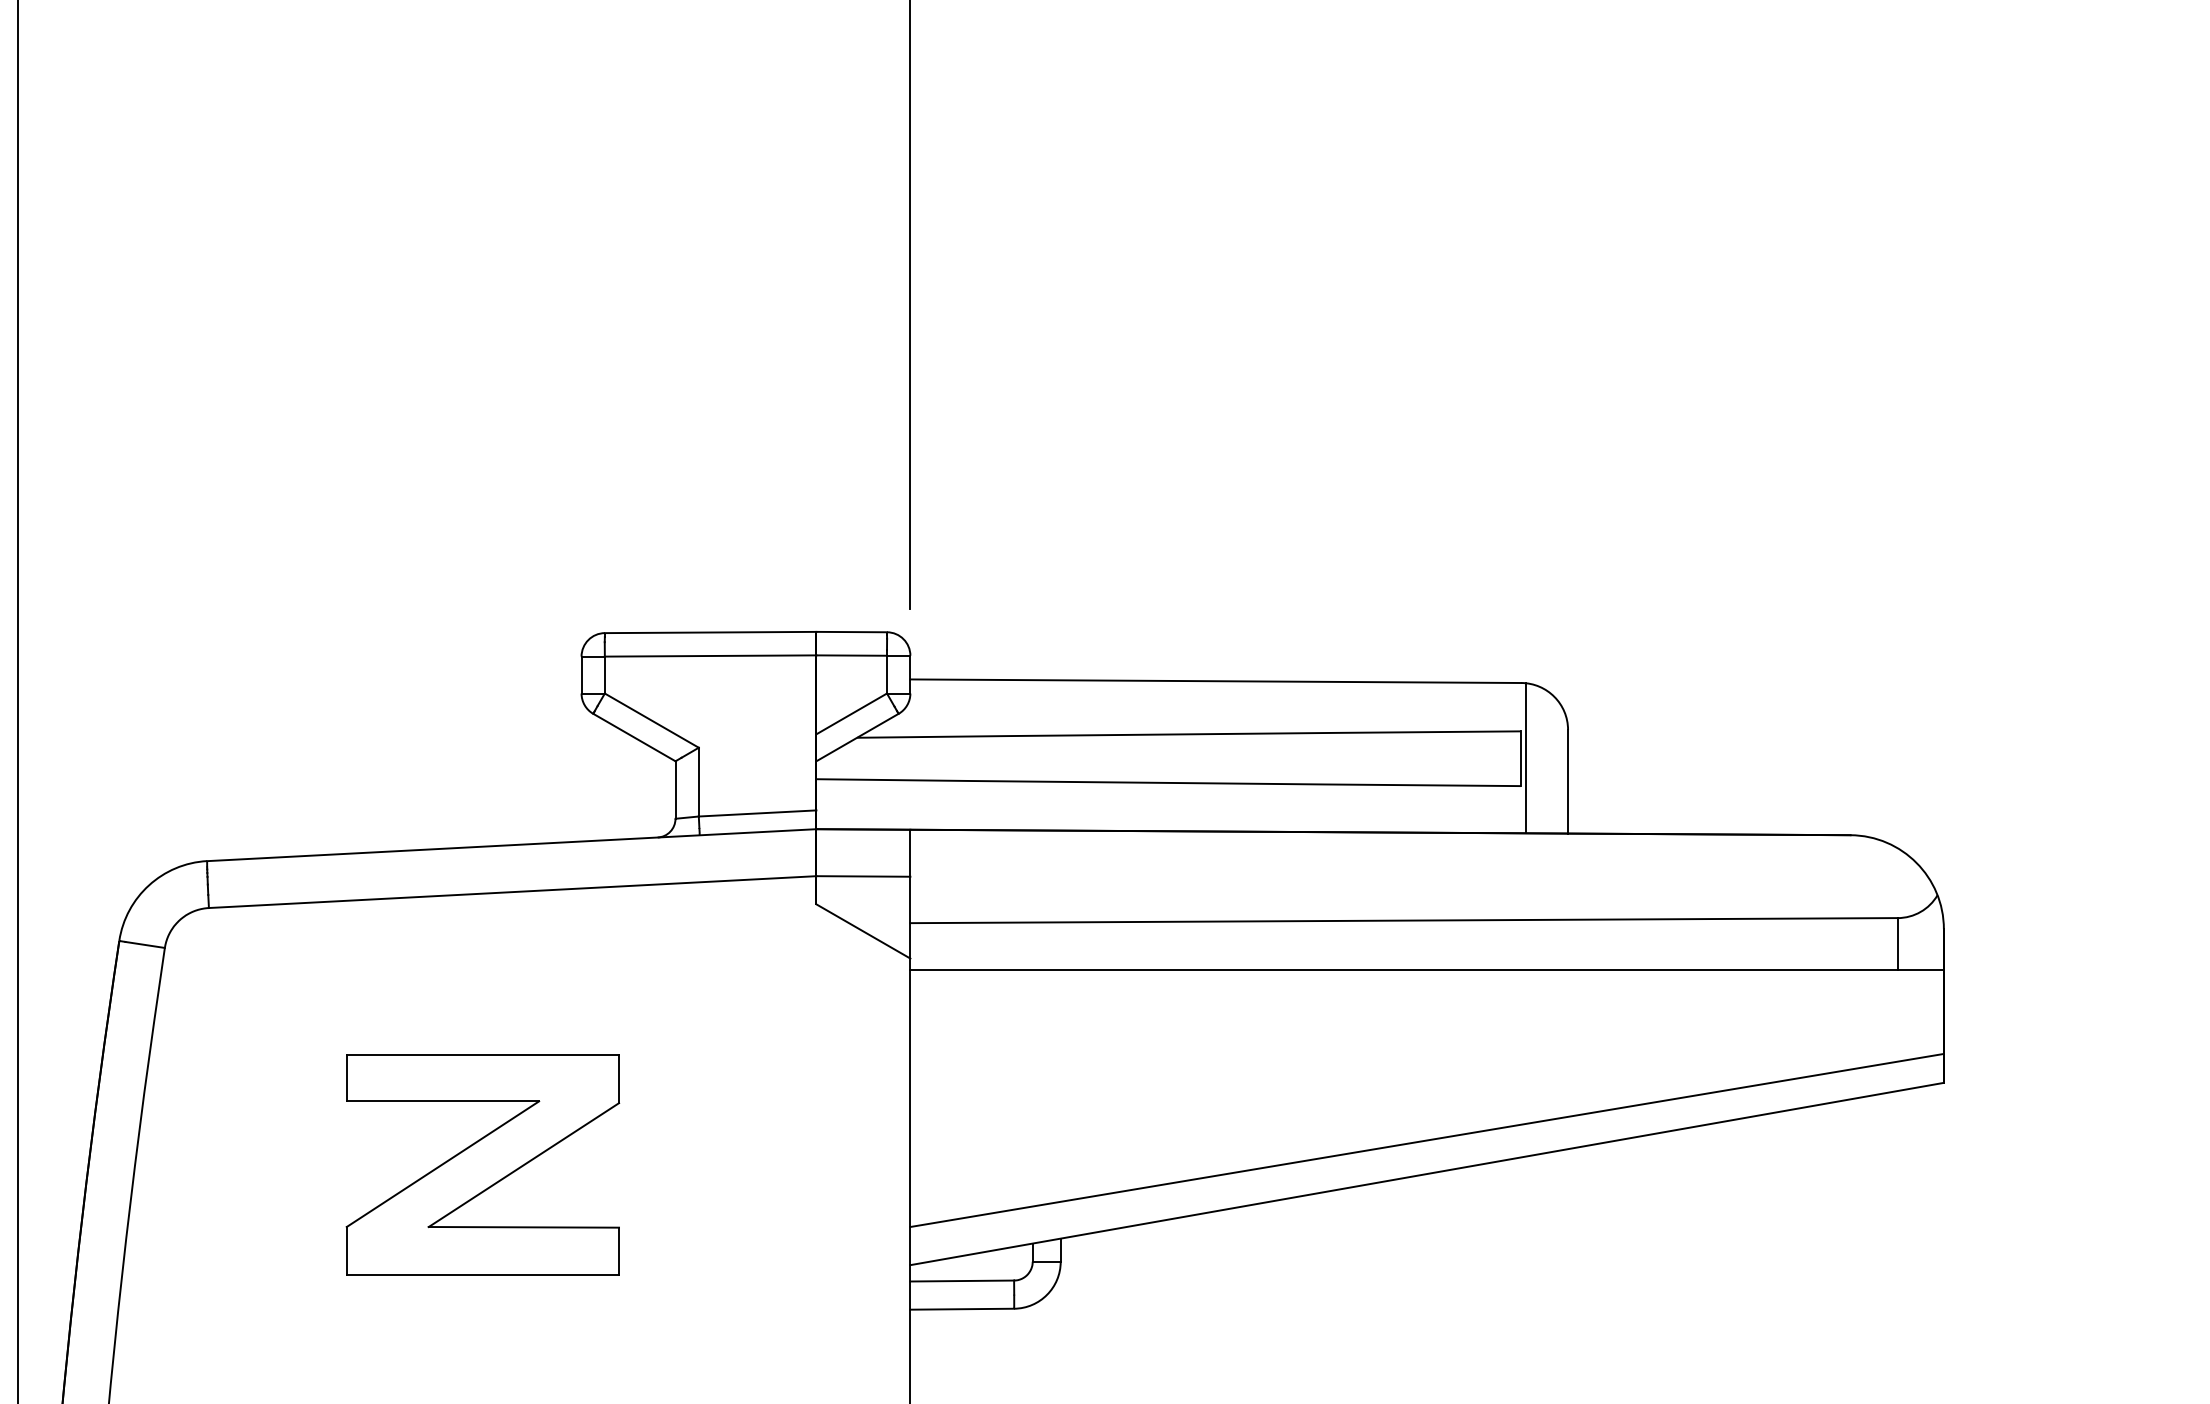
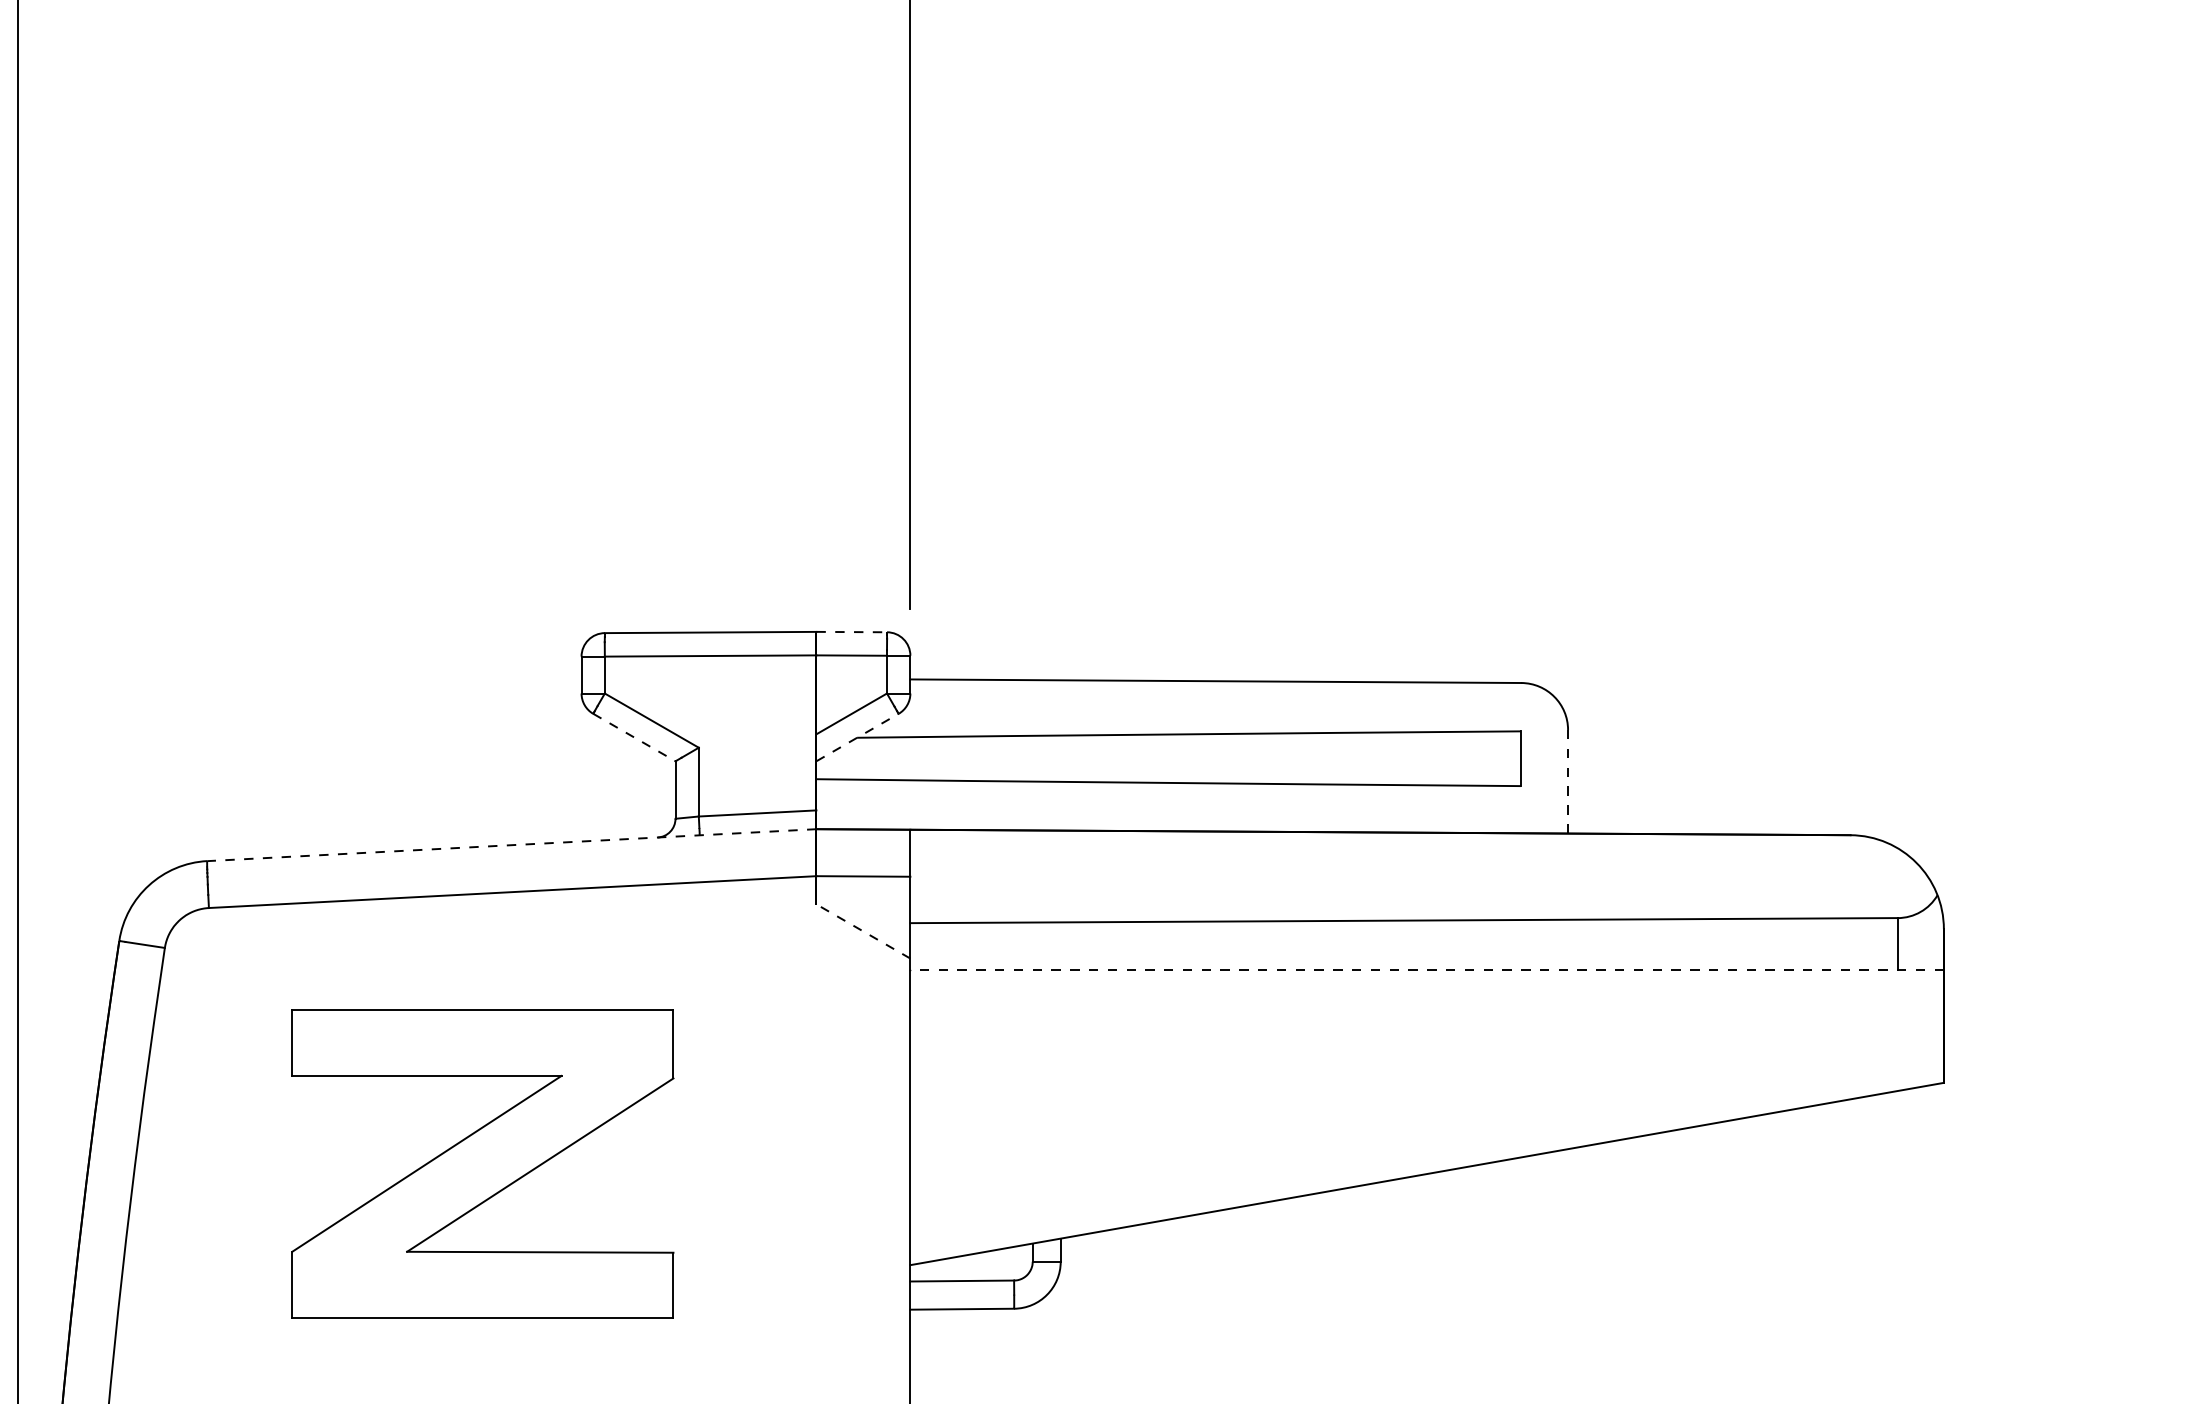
line: solid -> dashed (852, 632)
line: solid -> dashed (634, 737)
line: solid -> dashed (857, 737)
line: present -> none (1525, 758)
line: solid -> dashed (1568, 781)
line: solid -> dashed (511, 845)
line: solid -> dashed (862, 931)
line: solid -> dashed (1427, 970)
line: present -> none (1426, 1140)
part size: 276x222 px -> 384x310 px (482, 1163)
